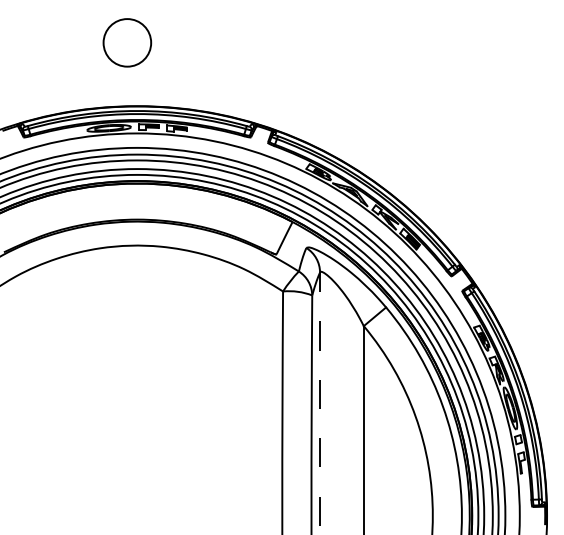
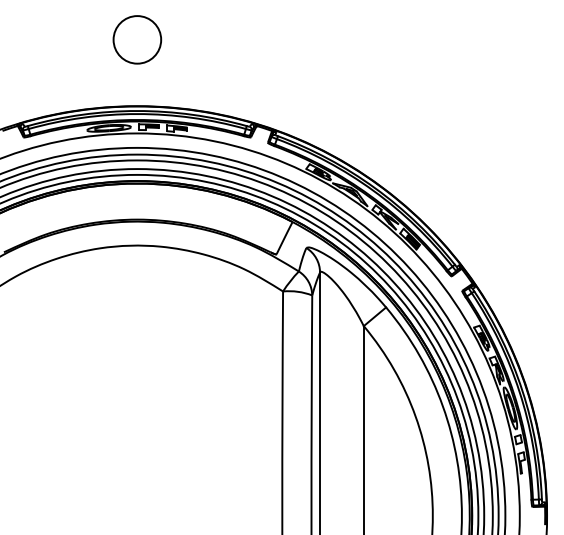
circle position: (127, 42) -> (137, 39) (137, 39)
line: dashed -> solid (320, 403)
